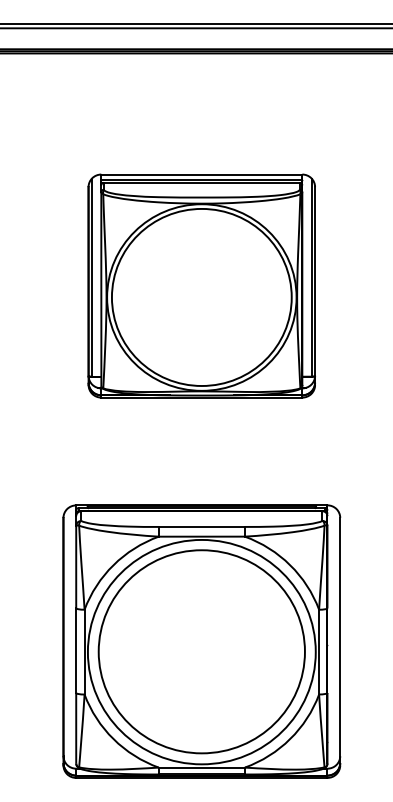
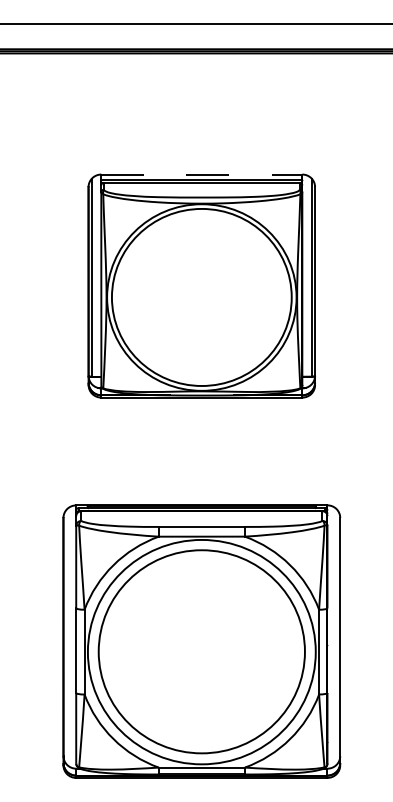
line: present -> none (195, 28)
line: solid -> dashed (201, 174)
